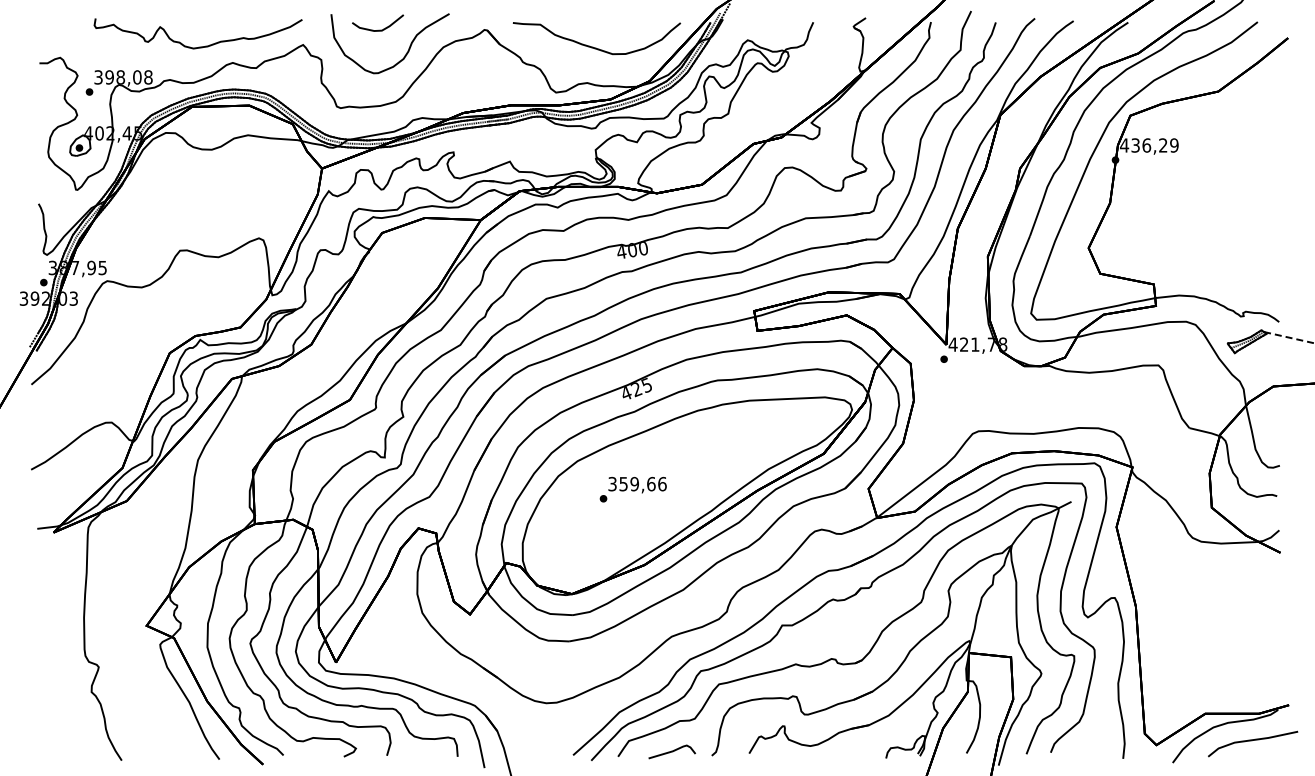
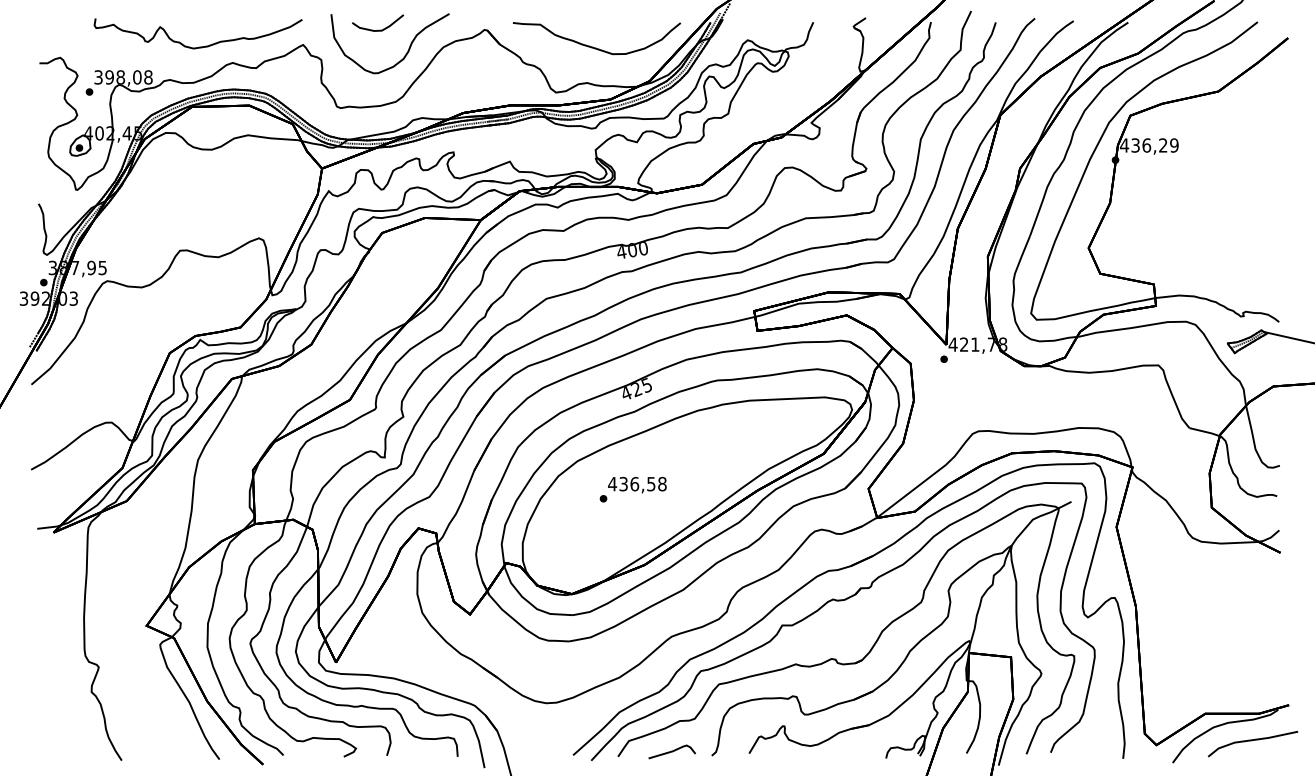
line: dashed -> solid (1289, 337)
text: 359,66 -> 436,58 (637, 483)
